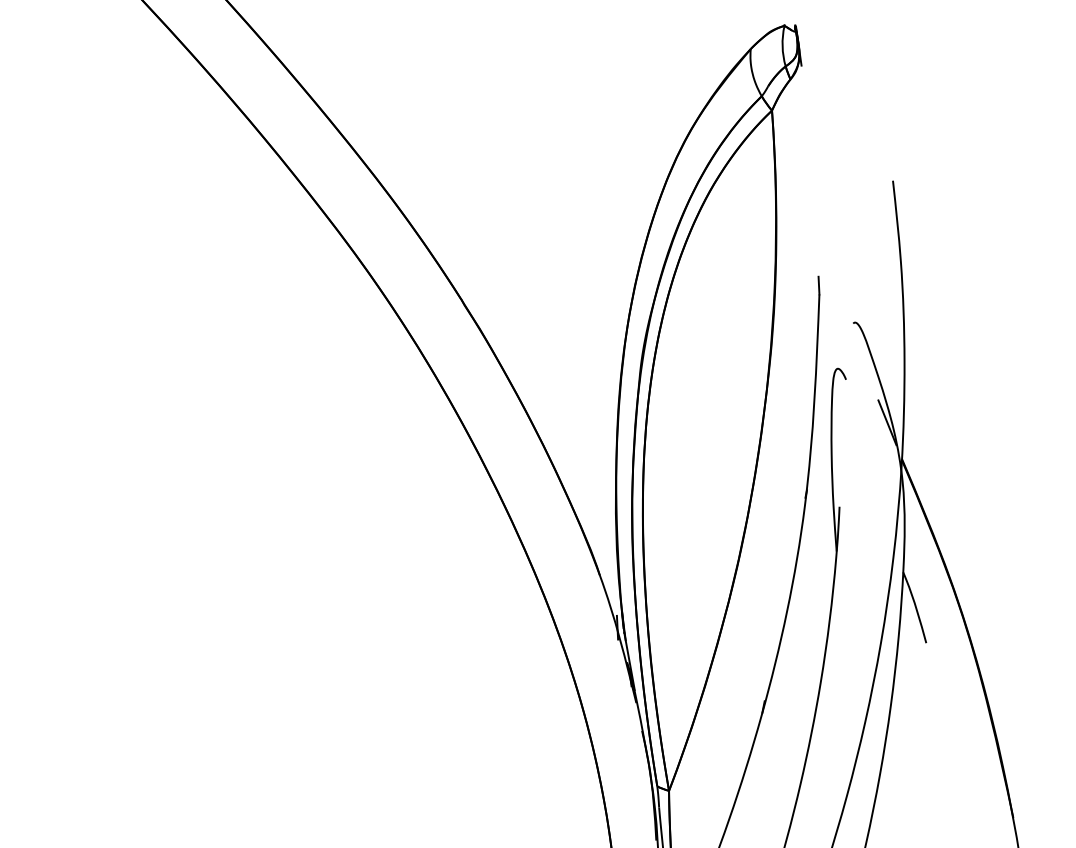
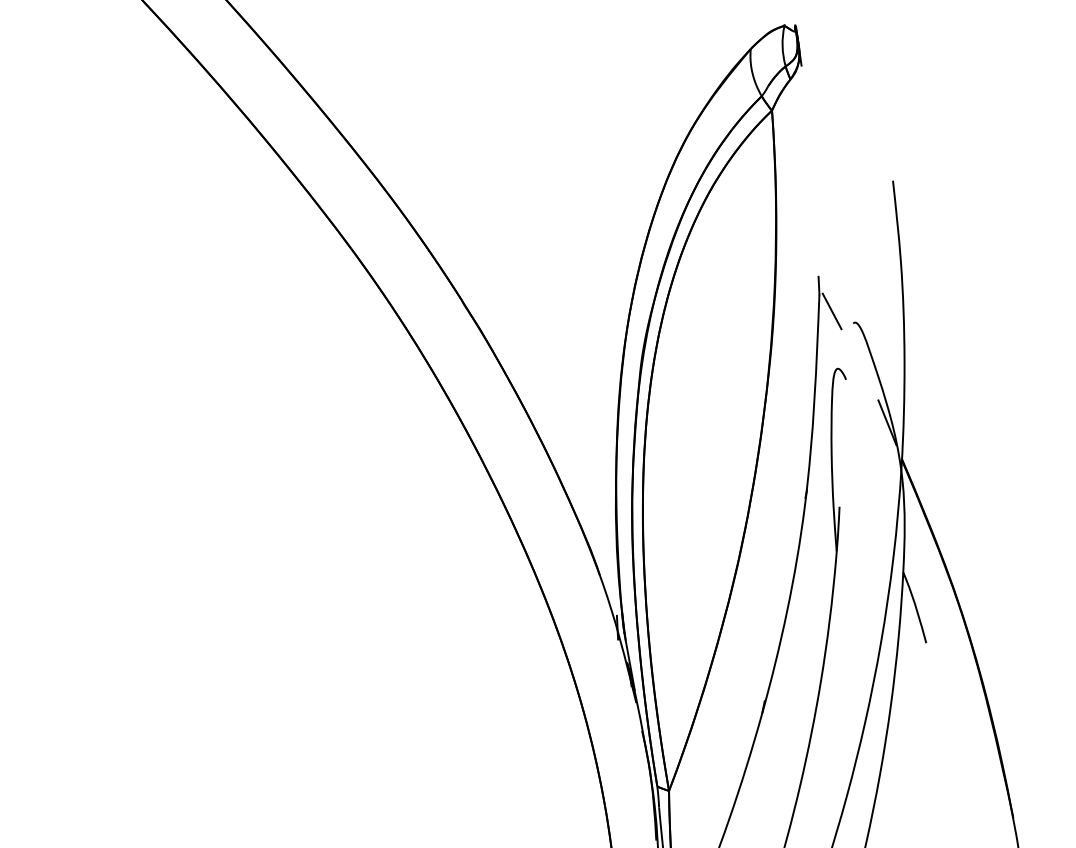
line: none -> present (831, 311)
